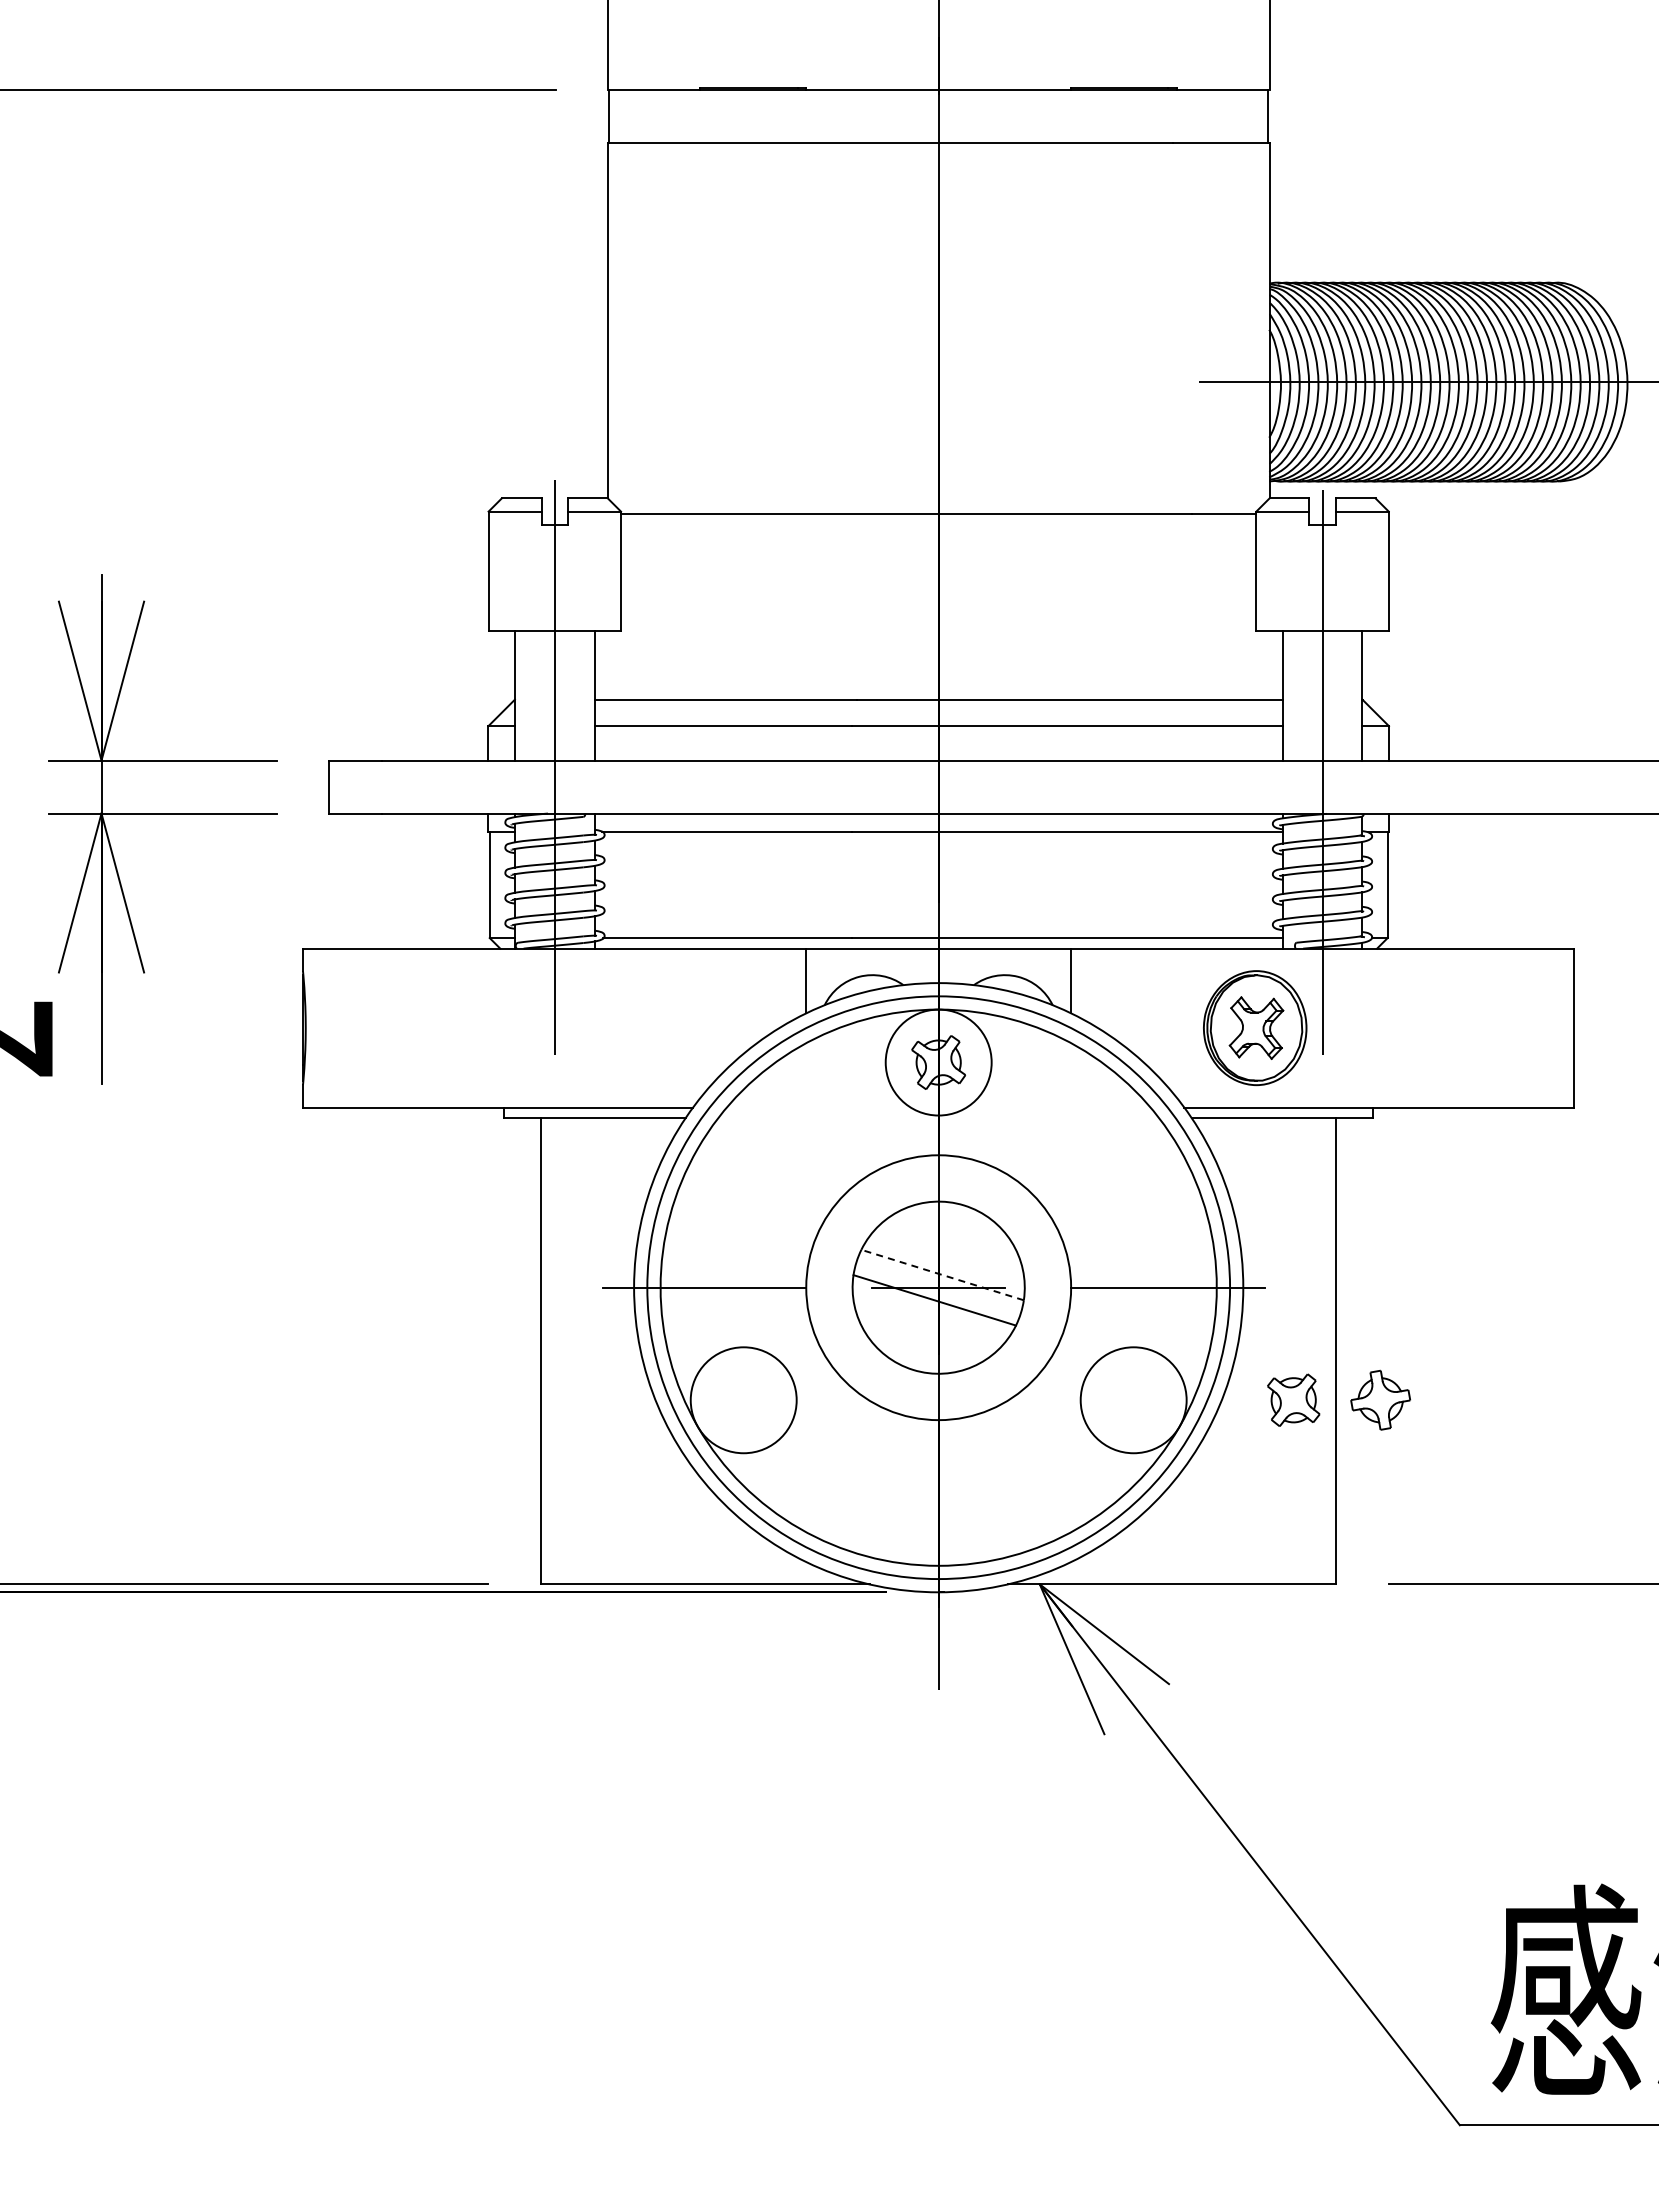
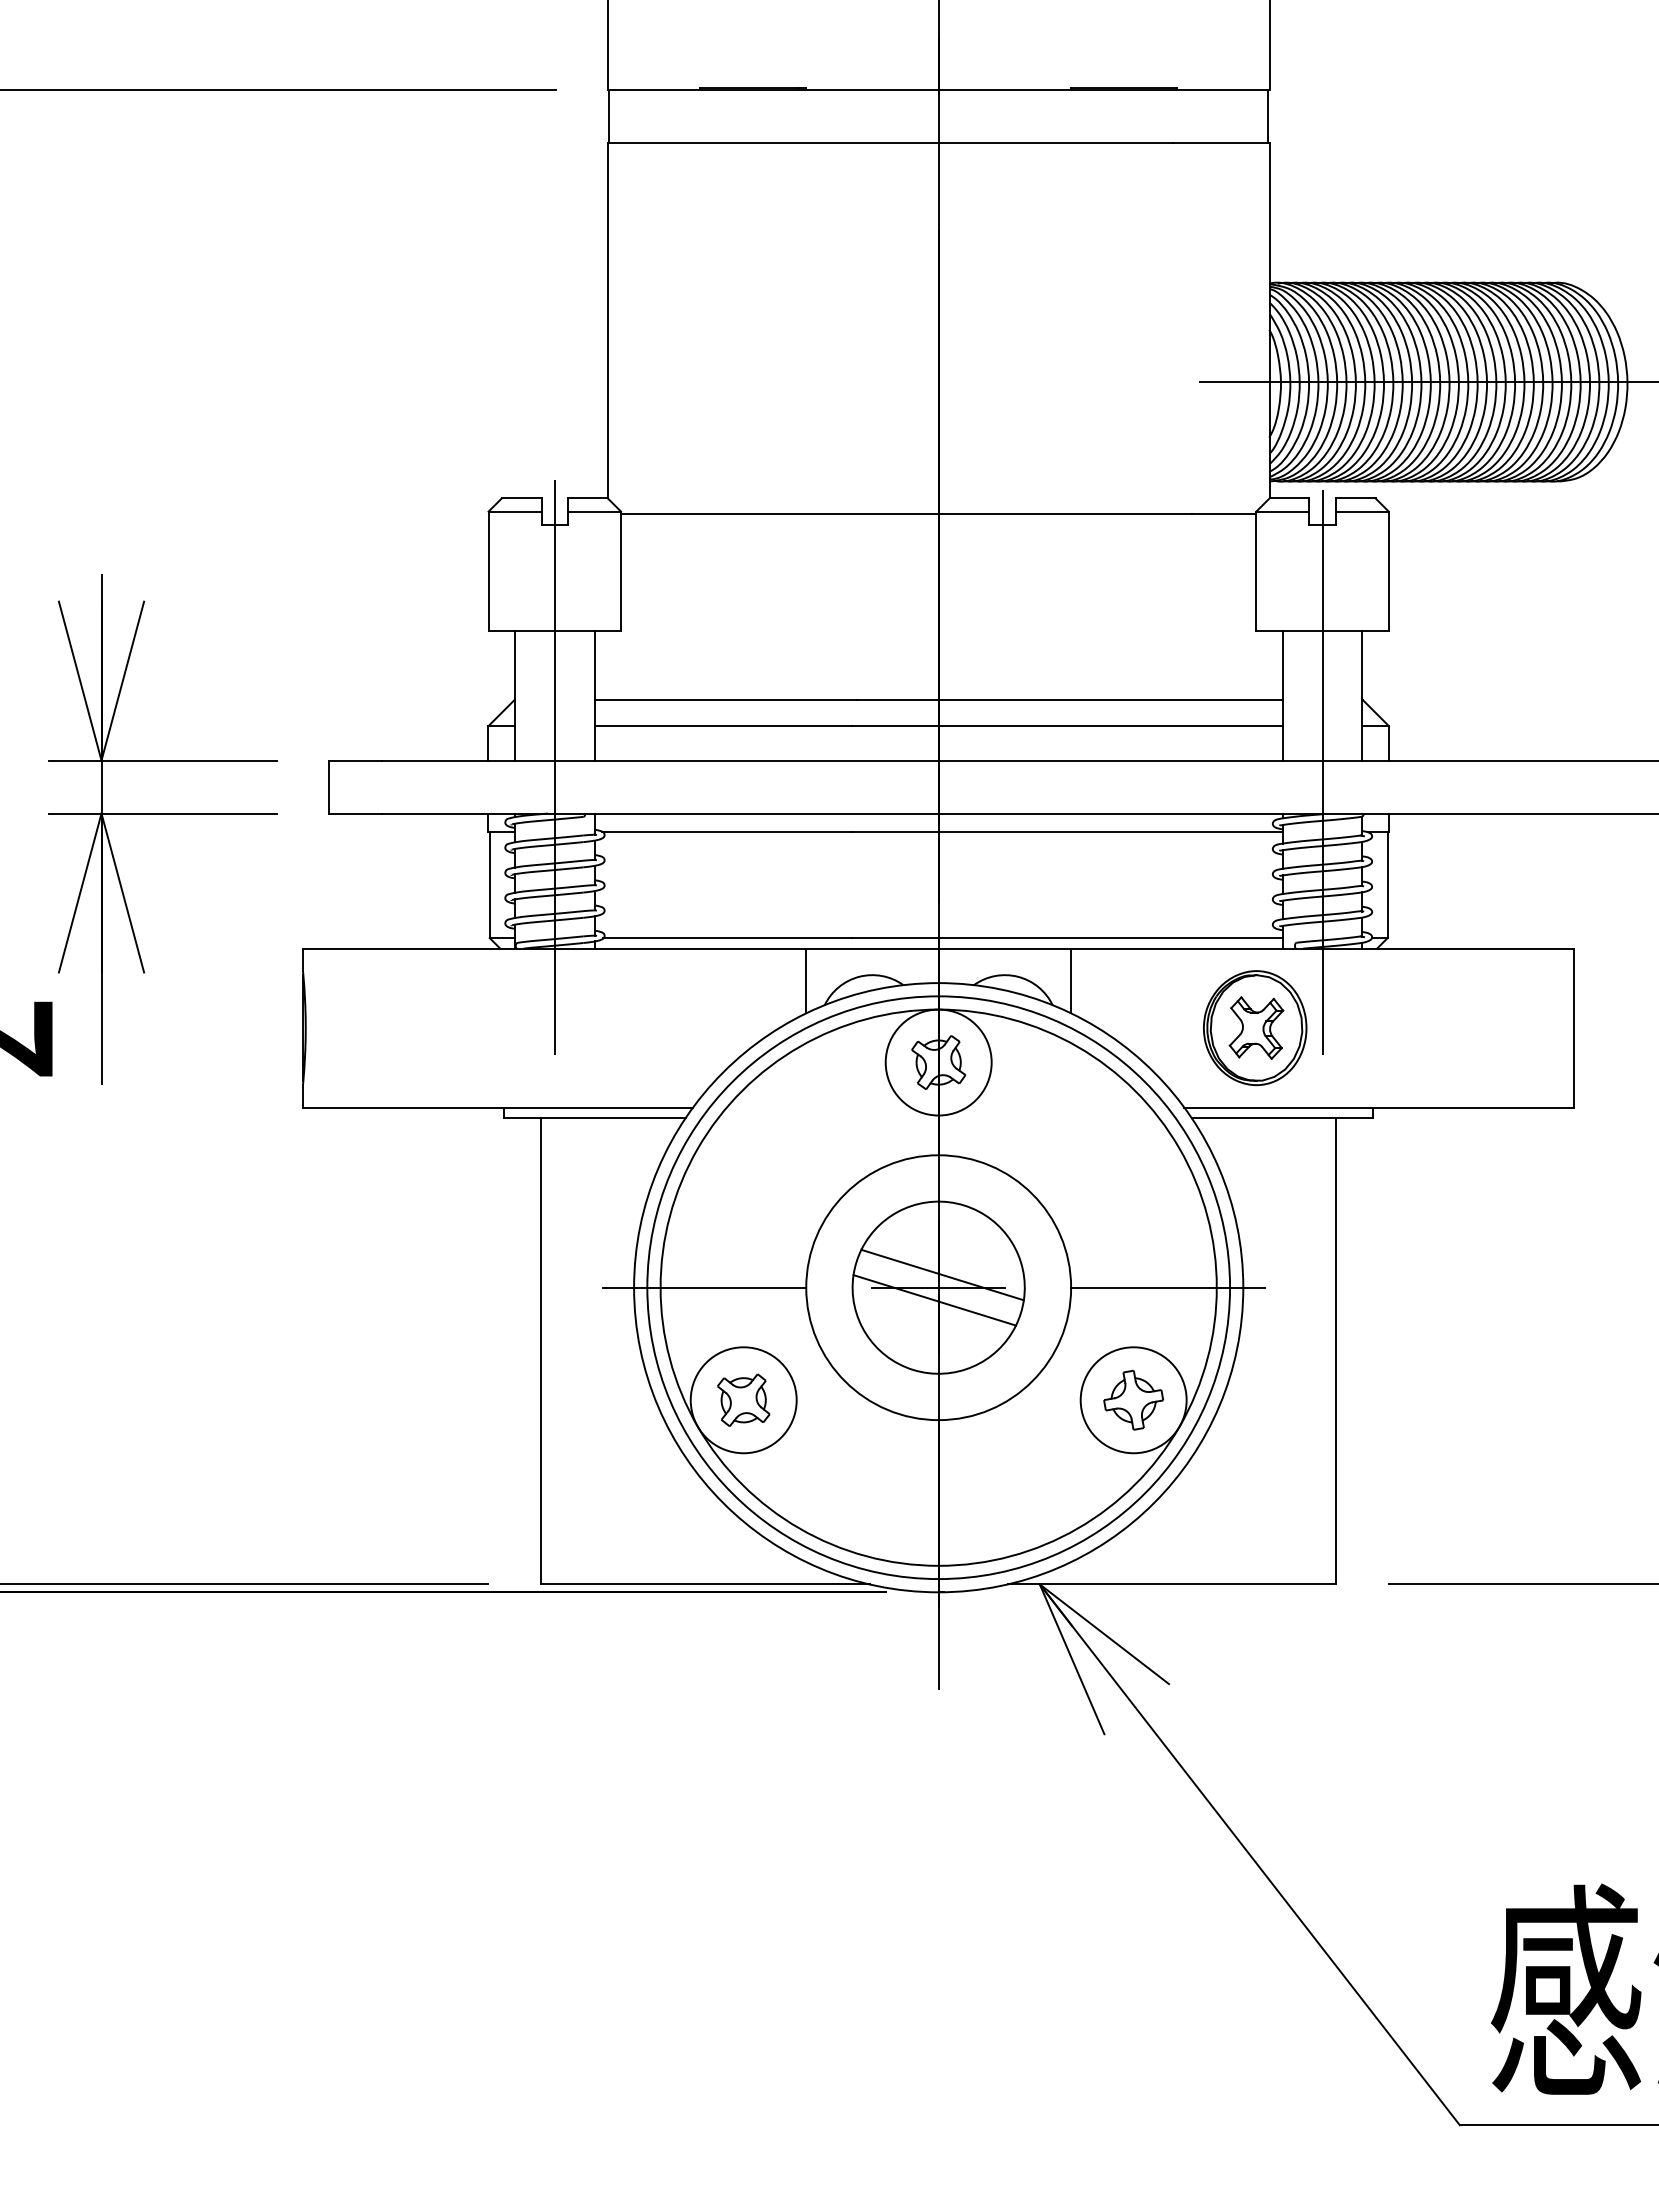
line: dashed -> solid (942, 1274)
part position: (1293, 1399) -> (743, 1399) (743, 1399)
part position: (1380, 1399) -> (1133, 1399) (1133, 1399)
